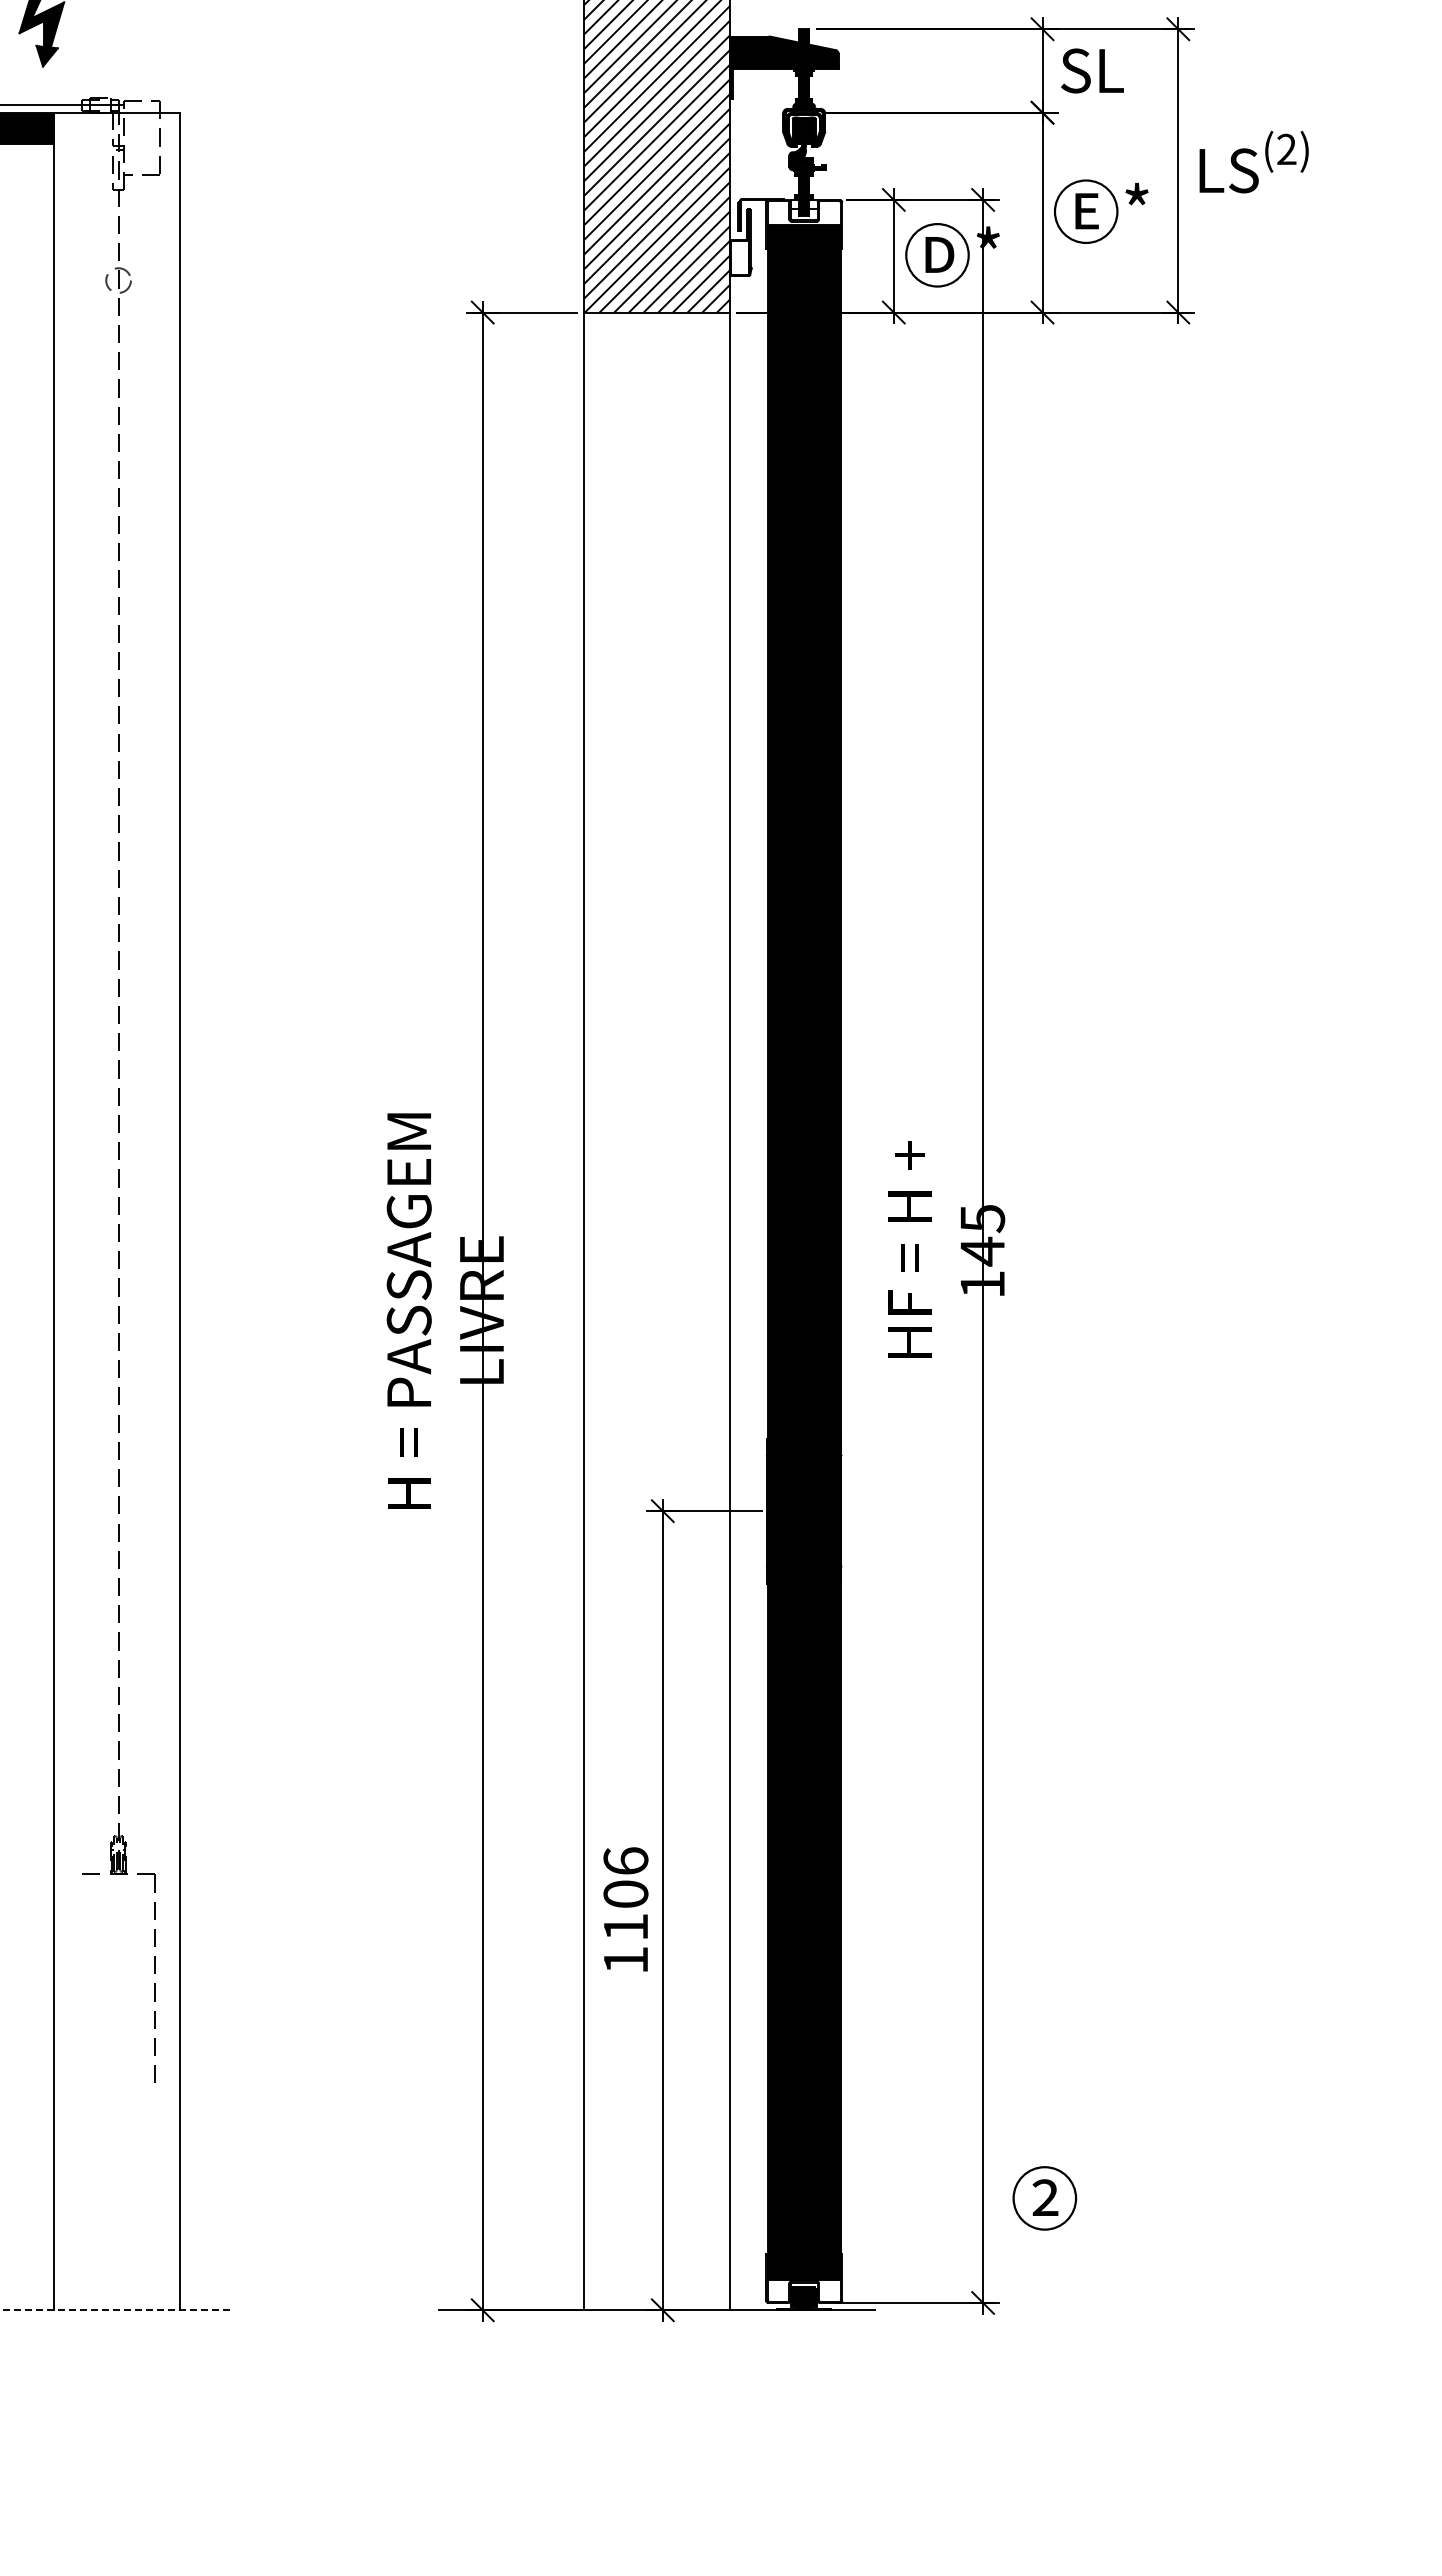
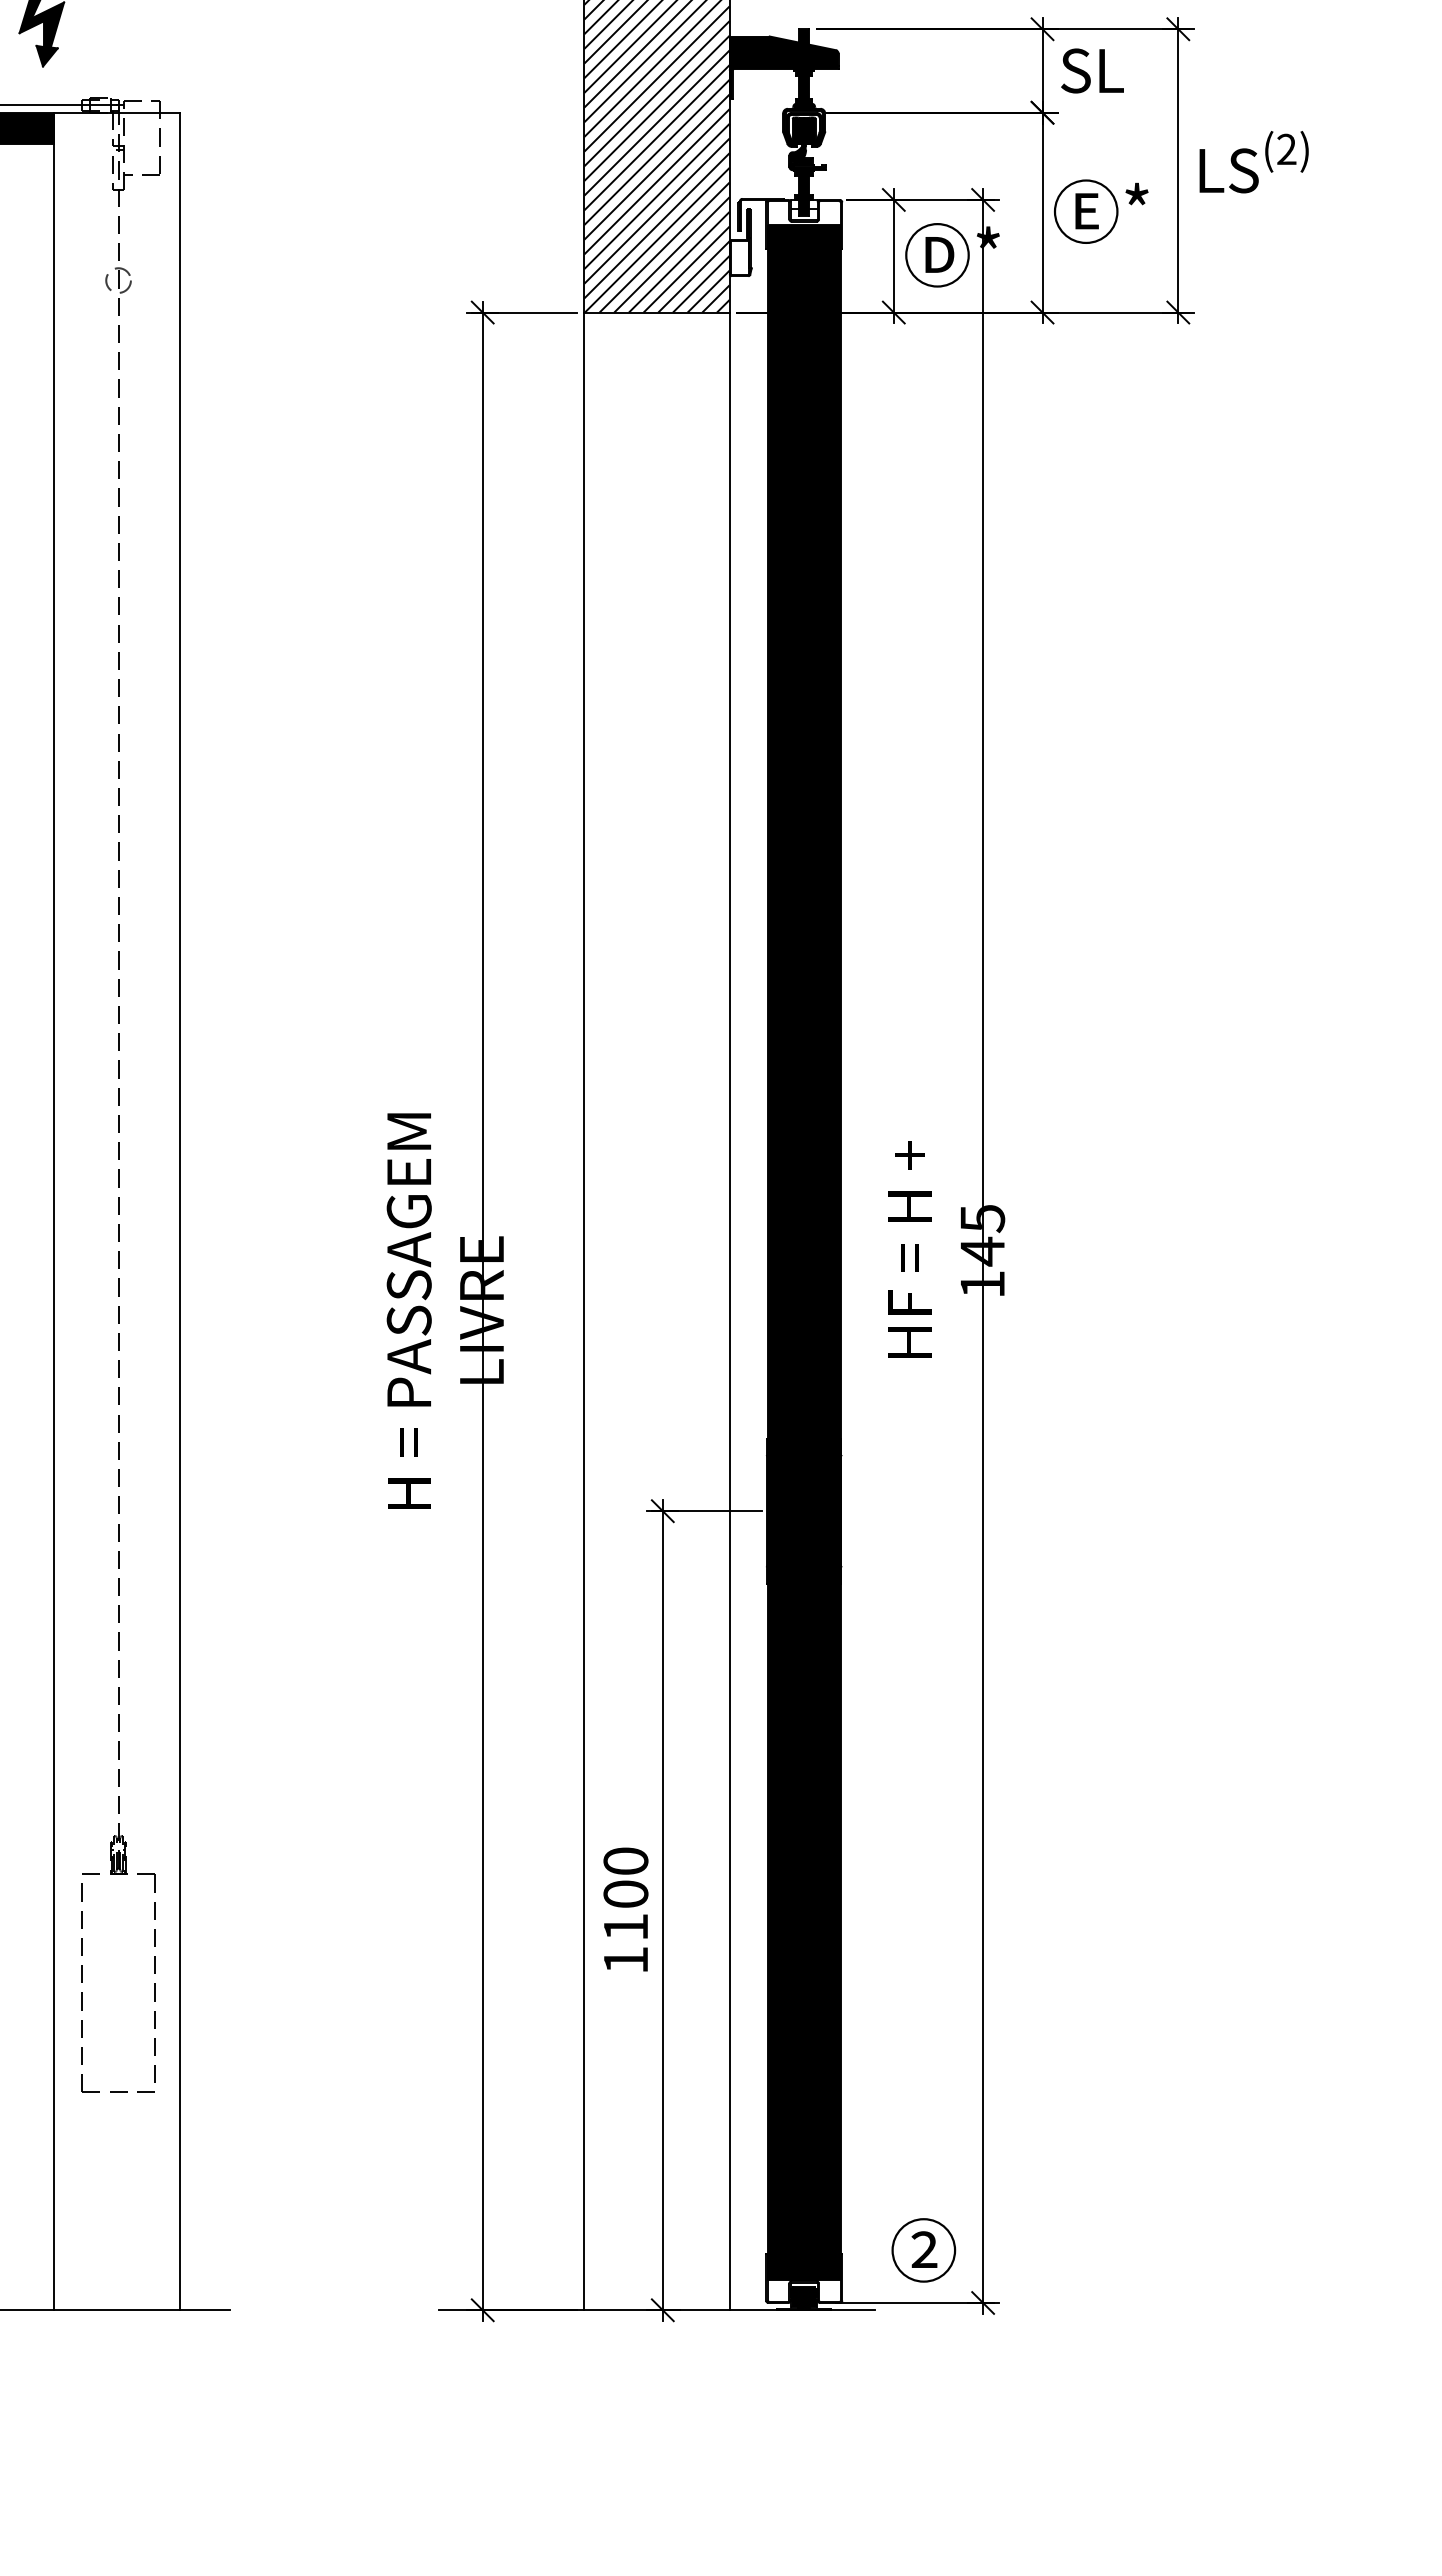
text: 1106 -> 1100 (625, 1860)
part: none -> present (82, 1982)
text position: (1044, 2198) -> (923, 2250) (923, 2250)
line: dashed -> solid (114, 2310)
